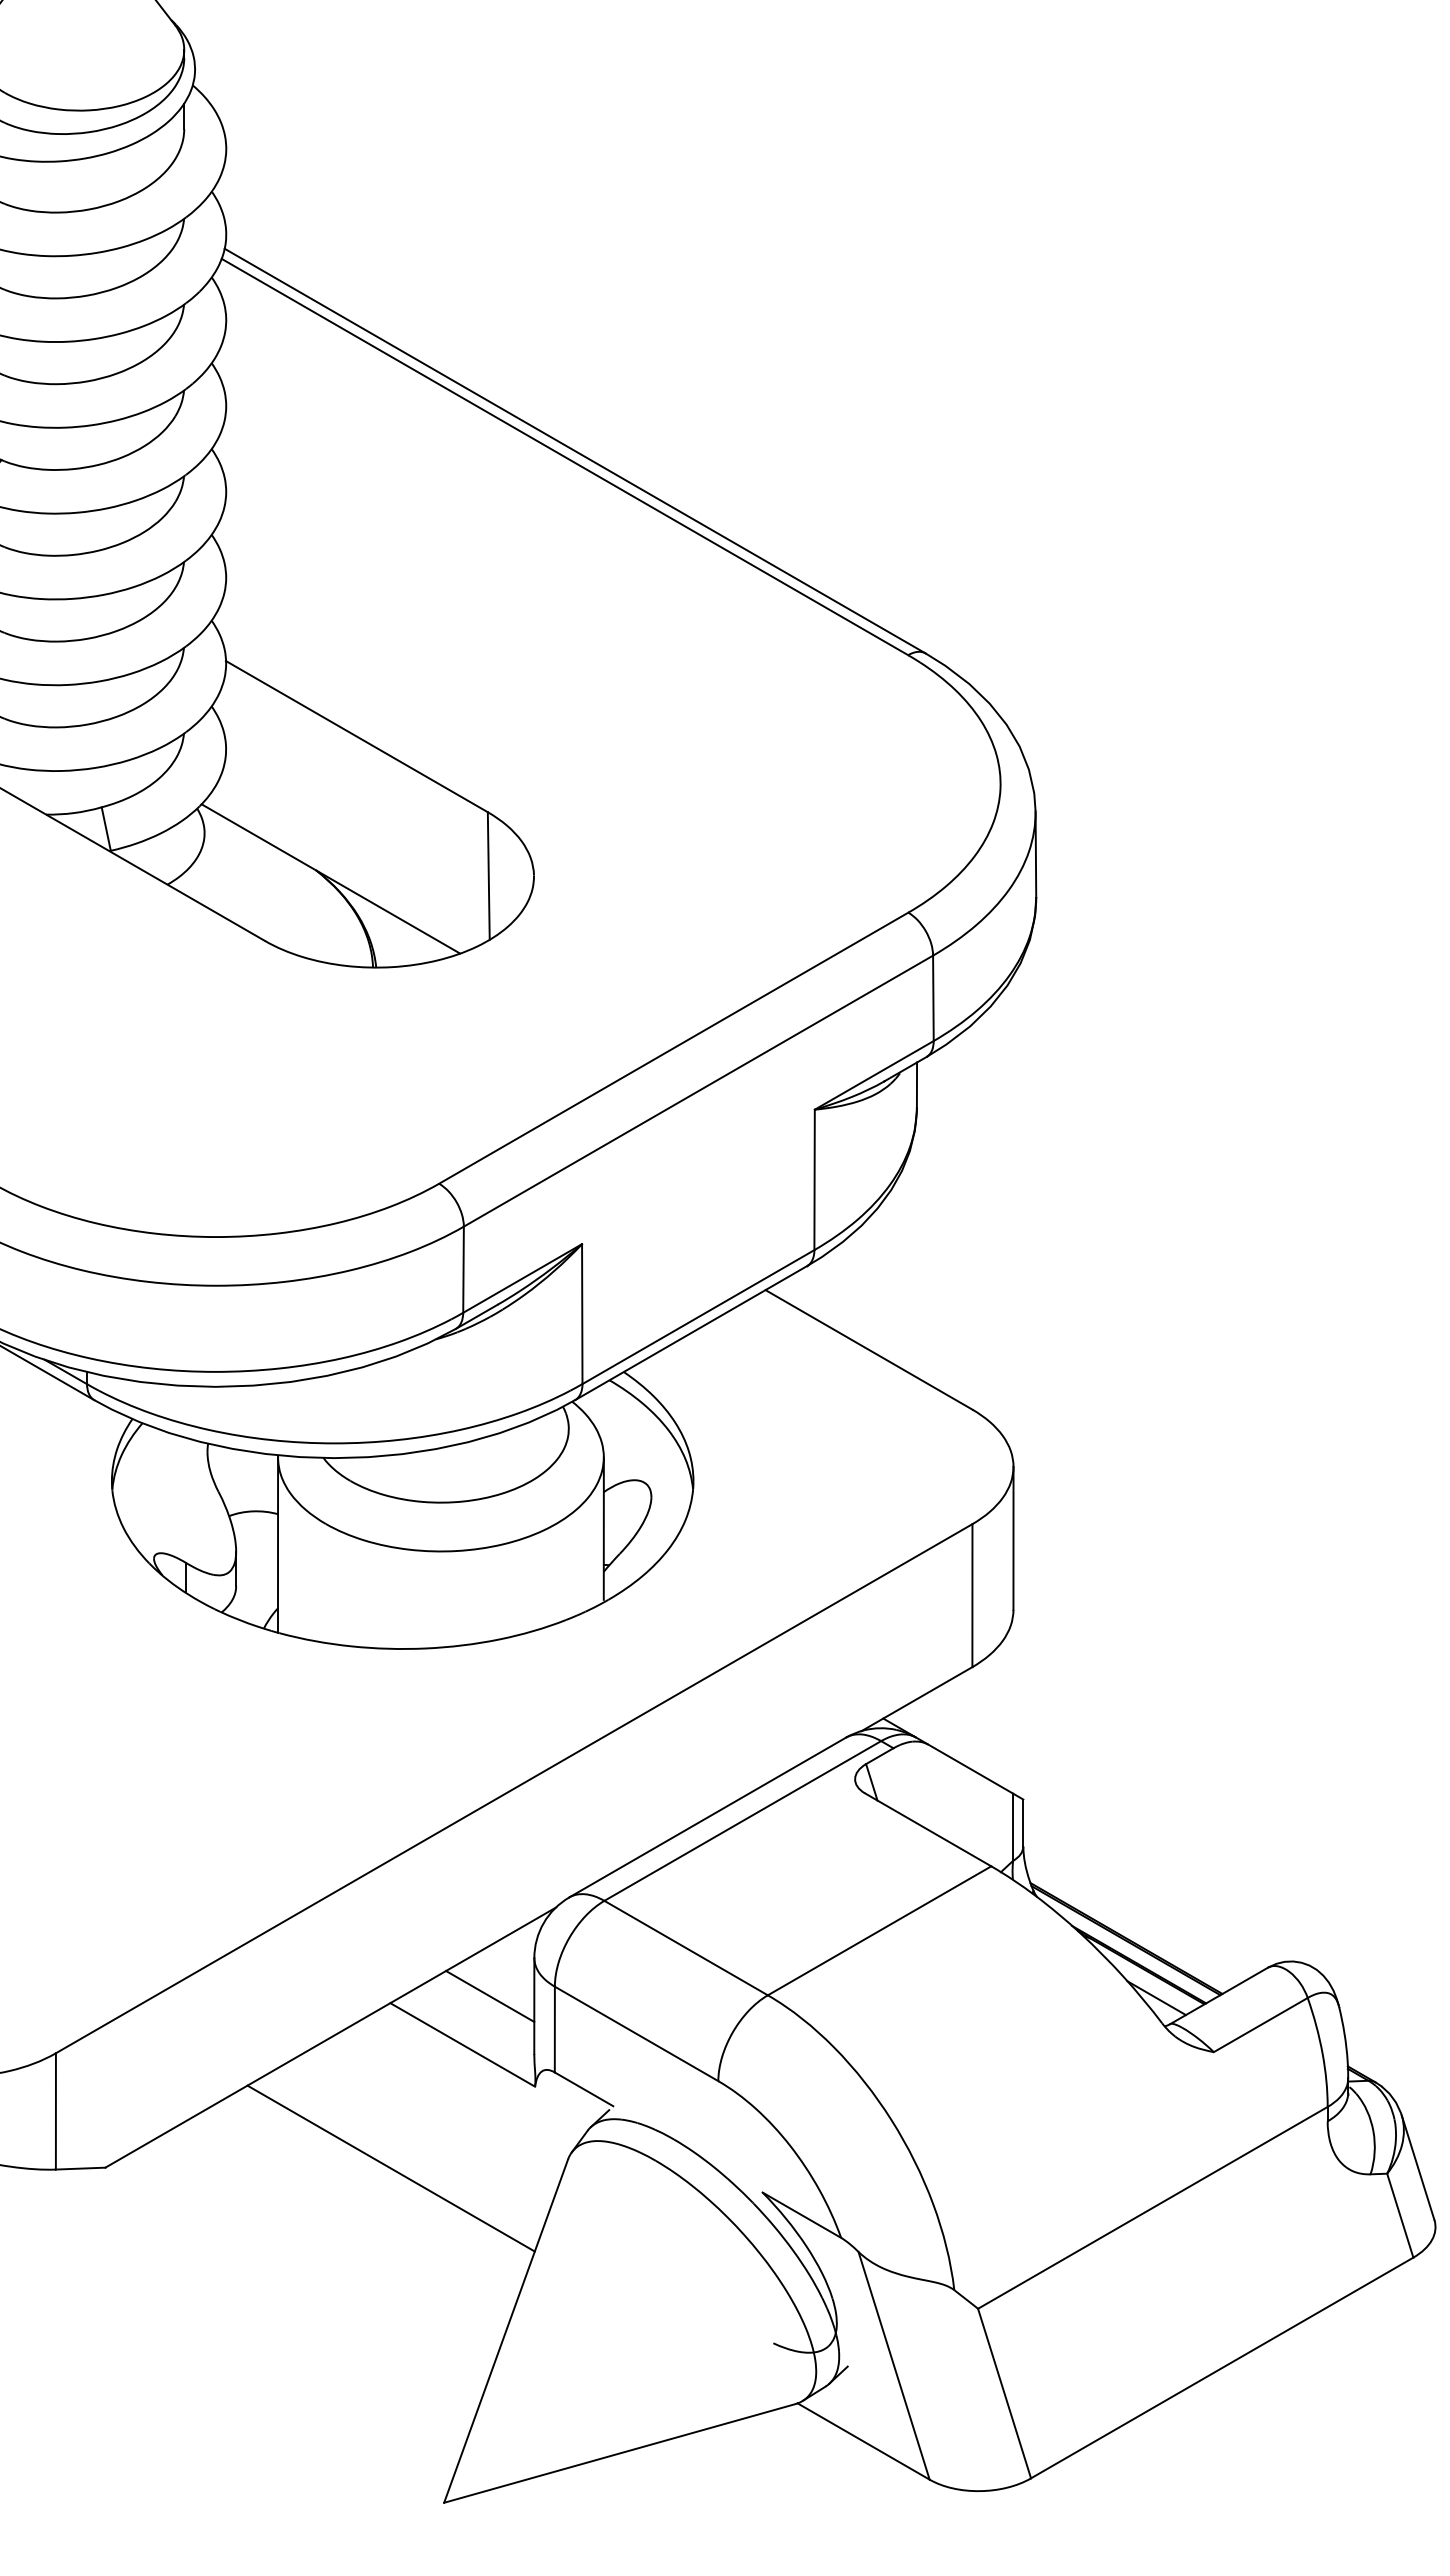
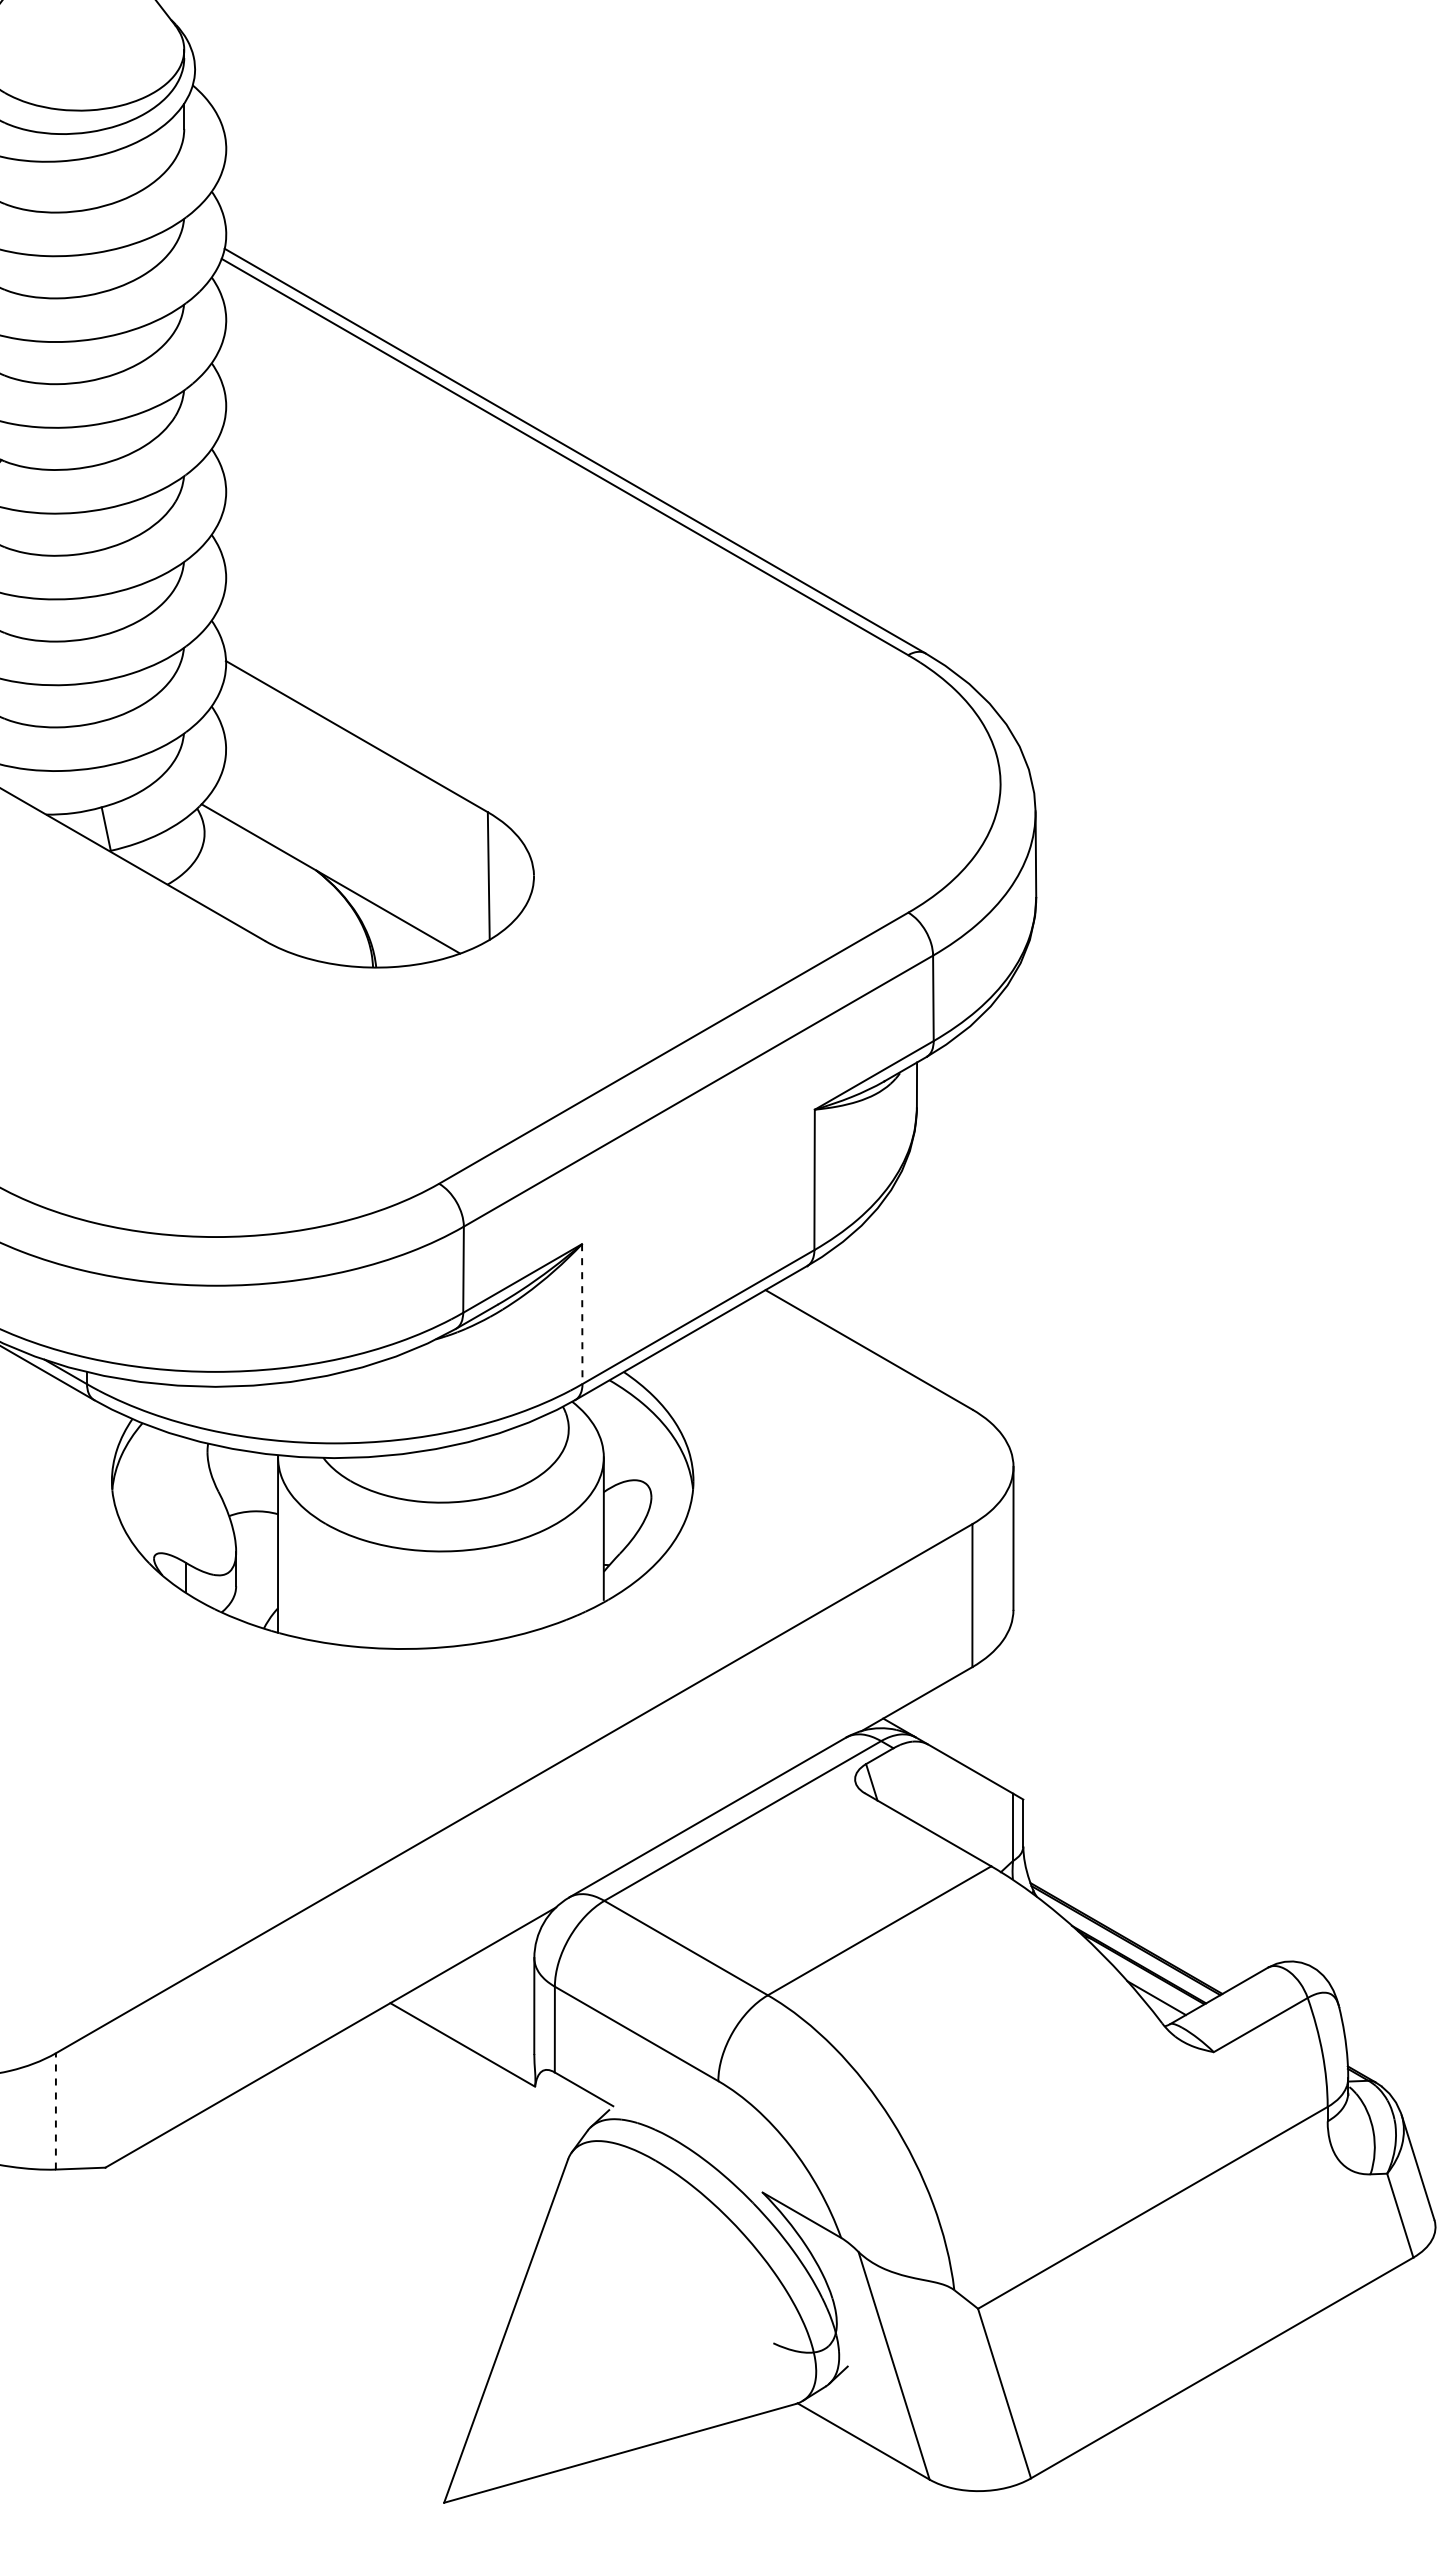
line: solid -> dashed (582, 1314)
line: present -> none (490, 1996)
line: solid -> dashed (55, 2110)
line: present -> none (390, 2168)
